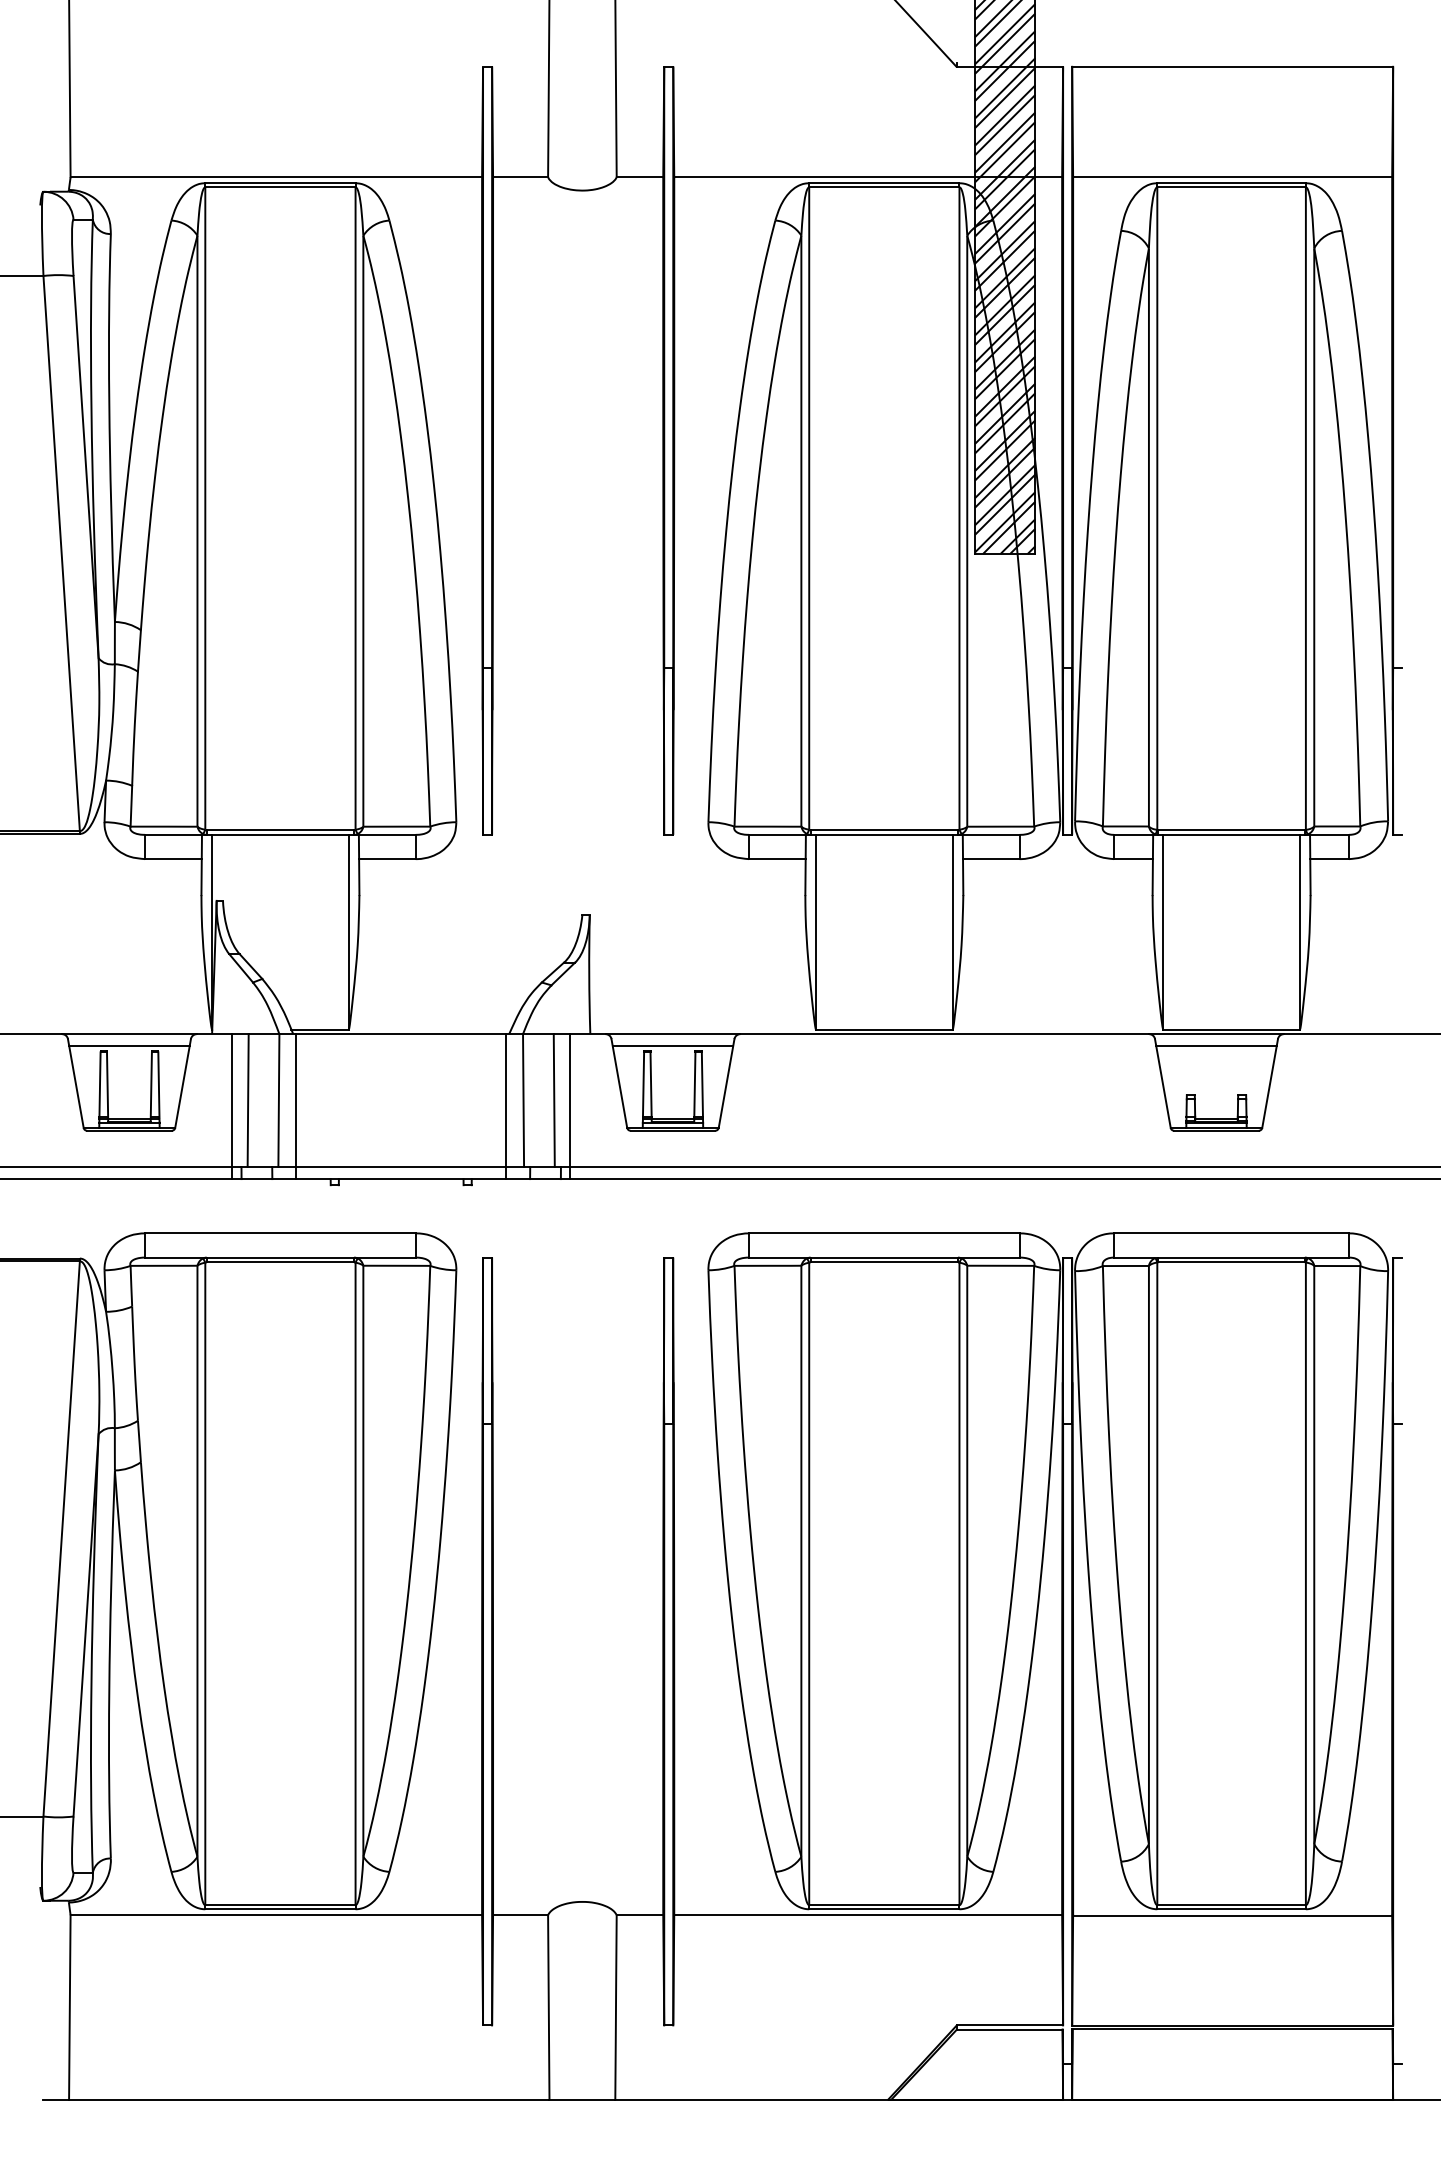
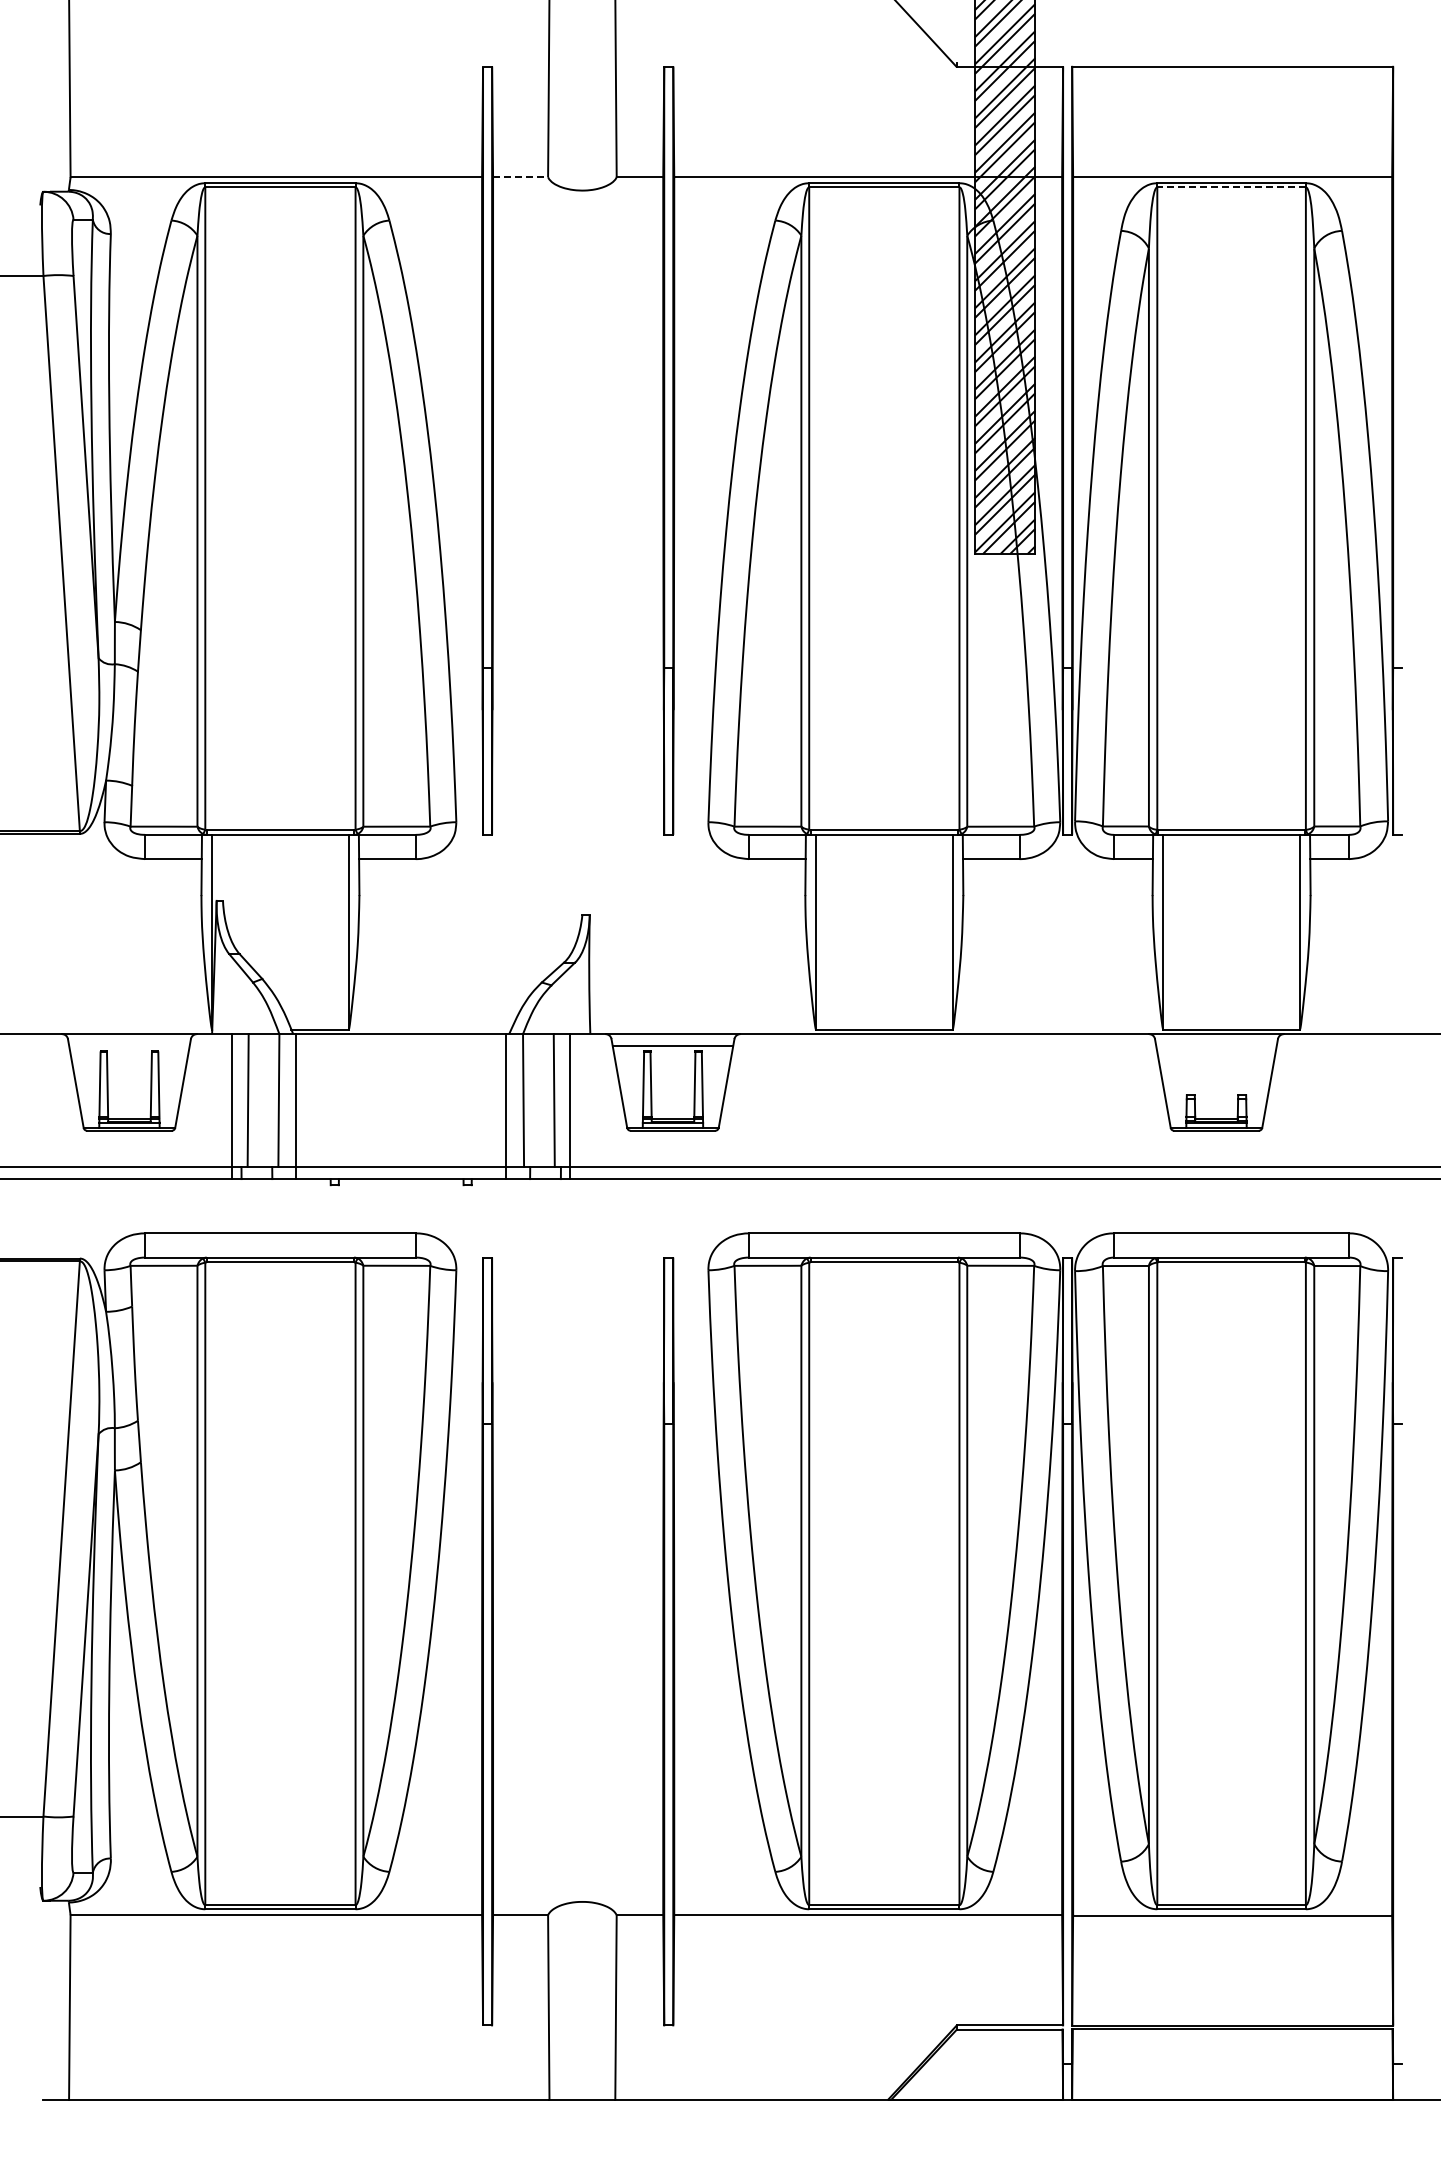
line: solid -> dashed (520, 177)
line: solid -> dashed (1231, 187)
line: present -> none (129, 1046)
line: present -> none (1216, 1046)
